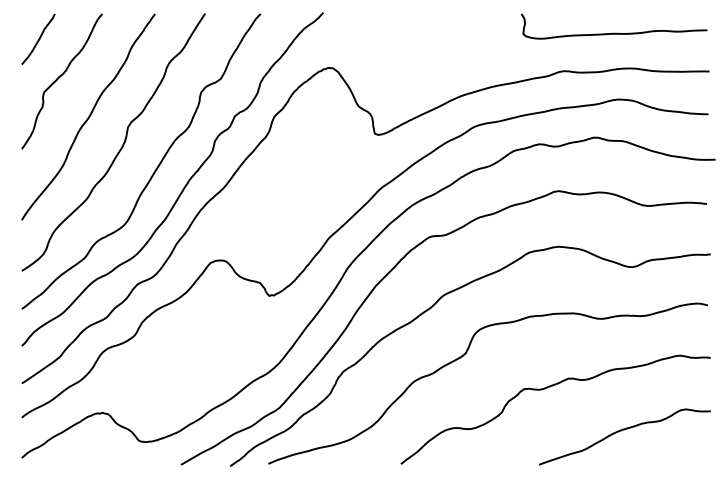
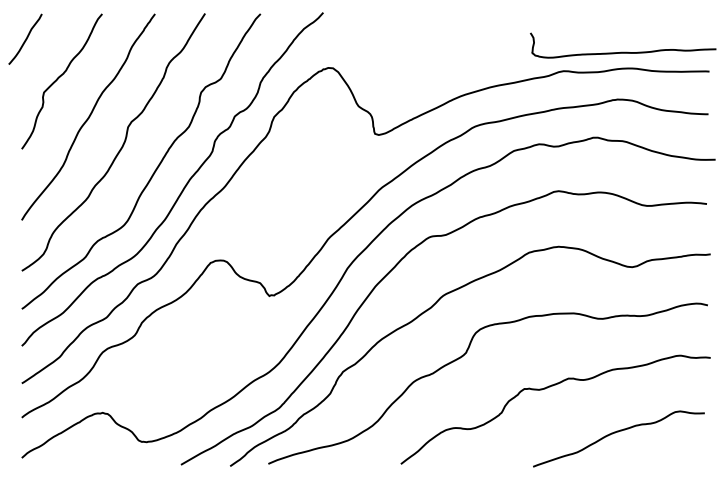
curve position: (614, 32) -> (623, 51) (623, 51)
curve position: (38, 38) -> (25, 38) (25, 38)
curve position: (621, 431) -> (615, 433) (615, 433)
